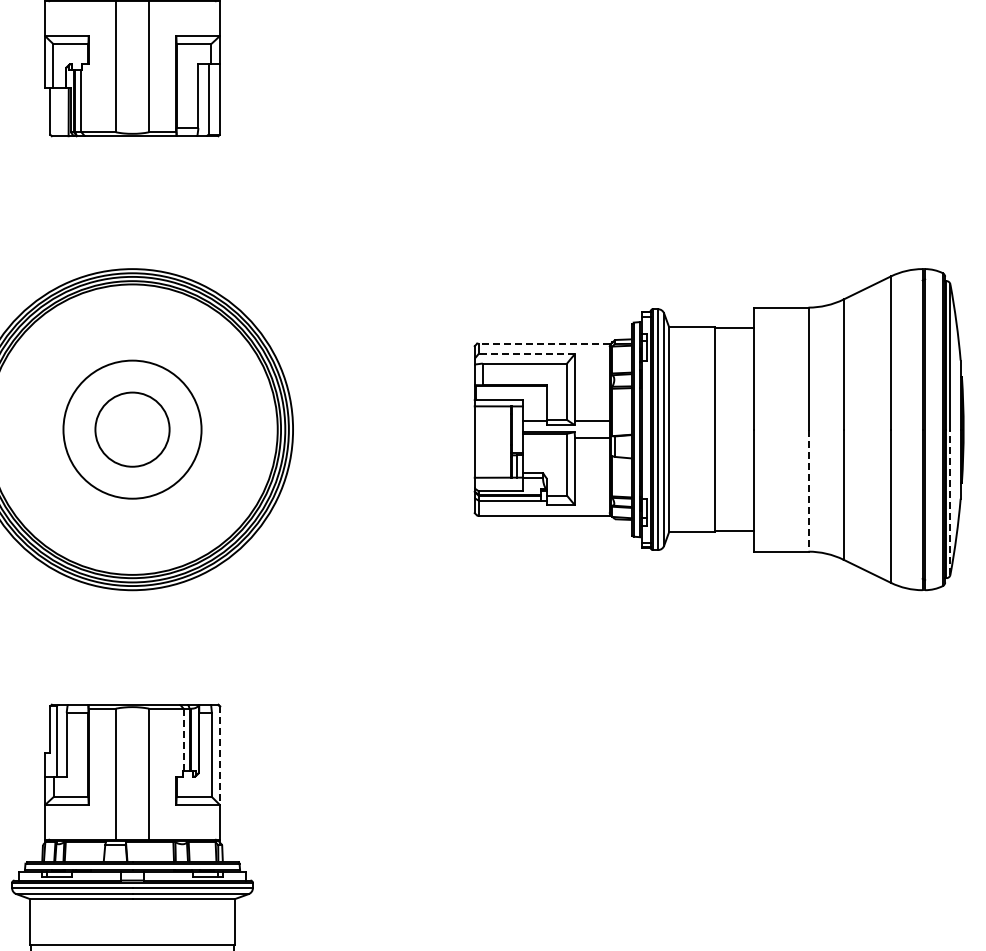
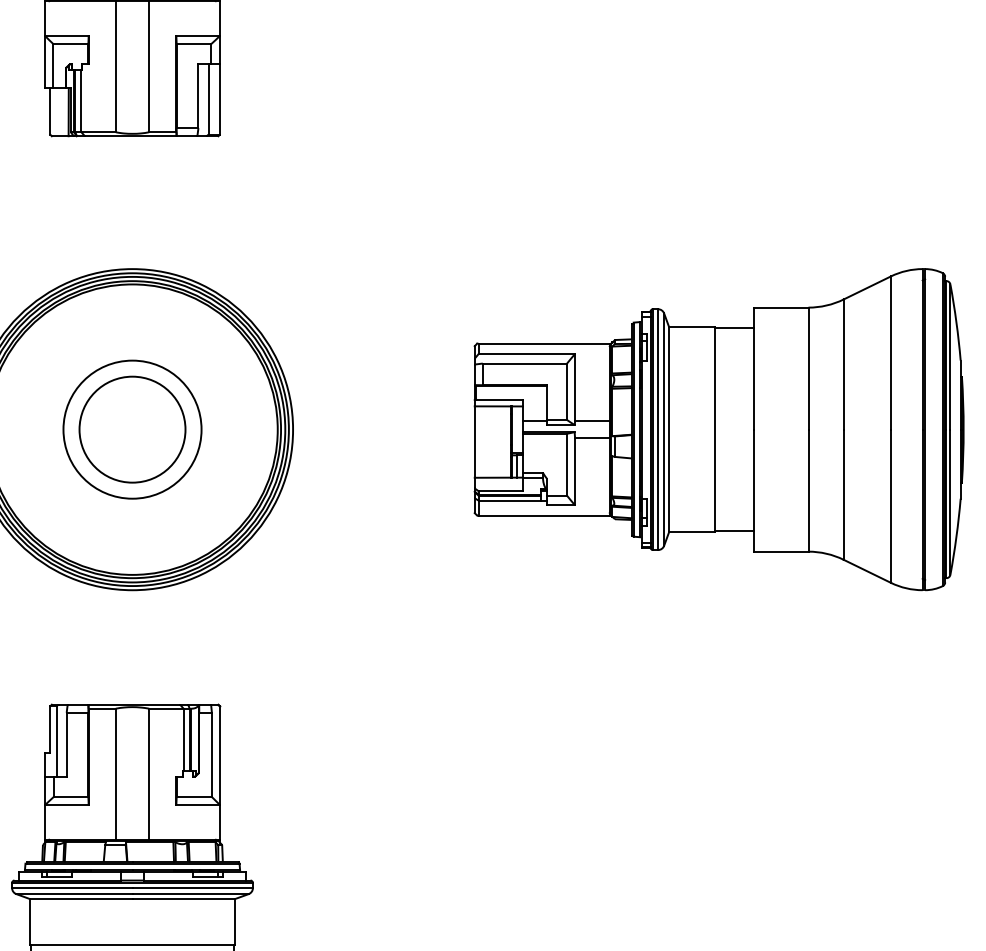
line: dashed -> solid (543, 343)
line: dashed -> solid (526, 353)
circle diameter: 74 px -> 106 px (132, 429)
line: dashed -> solid (808, 491)
line: dashed -> solid (950, 502)
line: dashed -> solid (183, 740)
line: dashed -> solid (219, 755)
